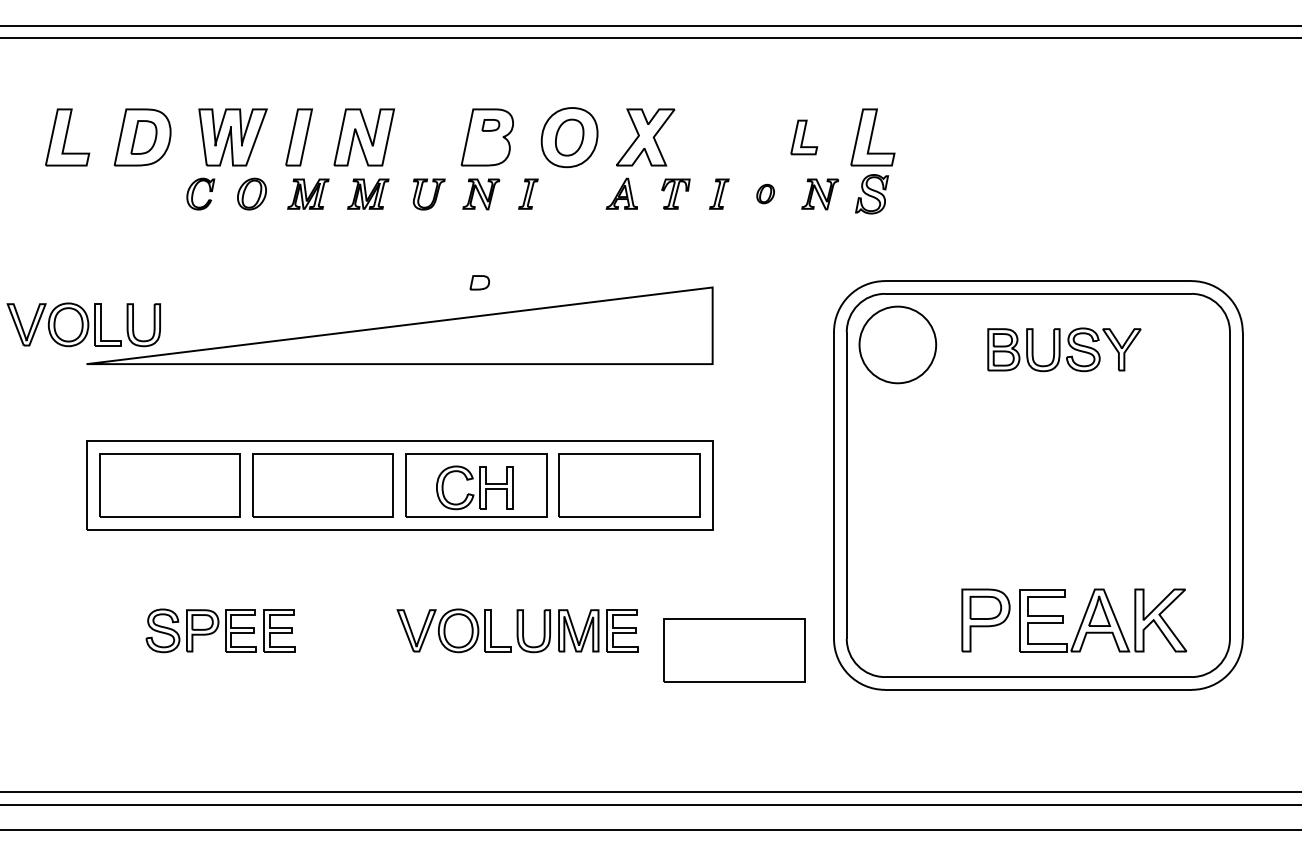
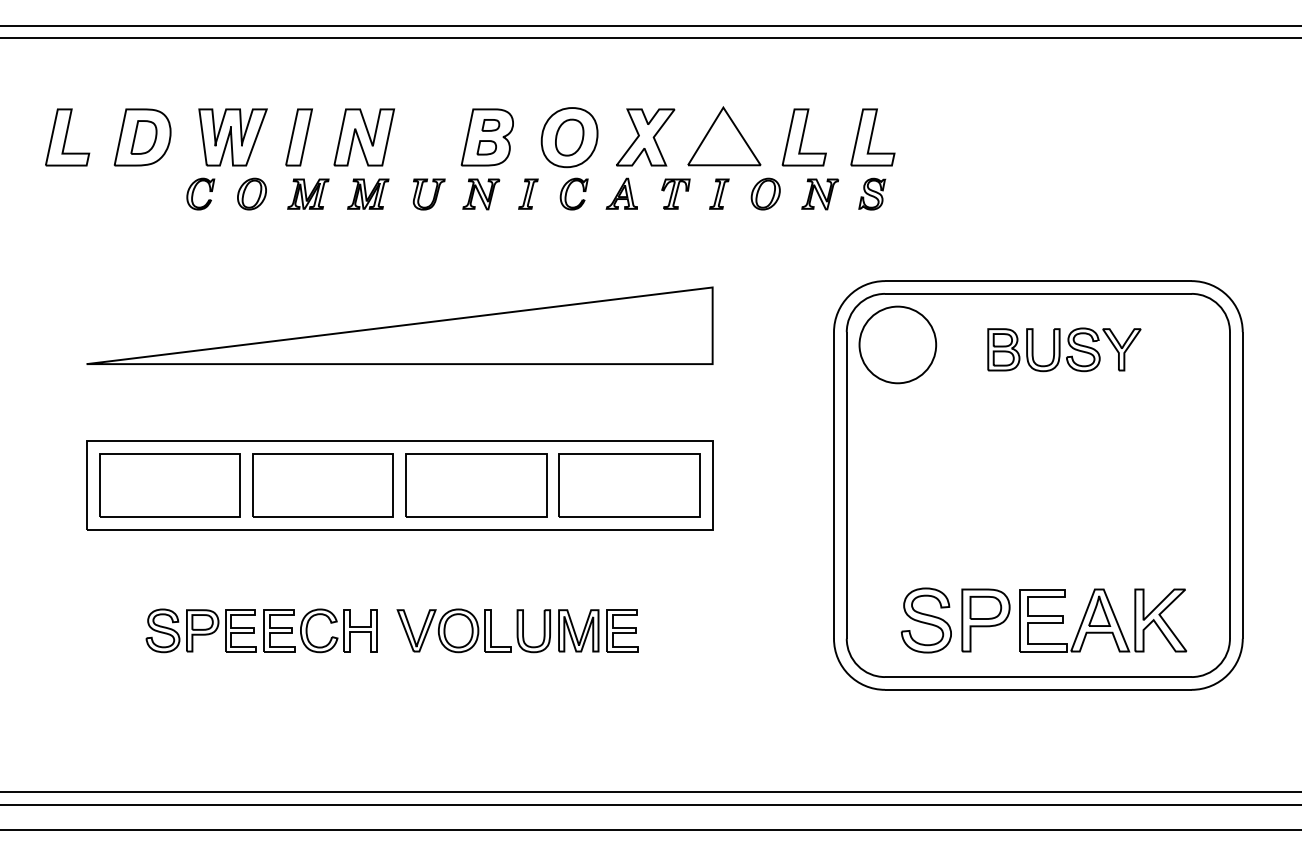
part: none -> present (724, 136)
part size: 29x37 px -> 46x59 px (803, 137)
part: none -> present (567, 192)
part size: 19x22 px -> 31x34 px (765, 193)
part size: 34x41 px -> 29x34 px (872, 193)
part position: (479, 282) -> (486, 147) (486, 147)
part: present -> none (83, 324)
part position: (474, 487) -> (338, 630) (338, 630)
part: none -> present (925, 620)
part: present -> none (734, 650)
